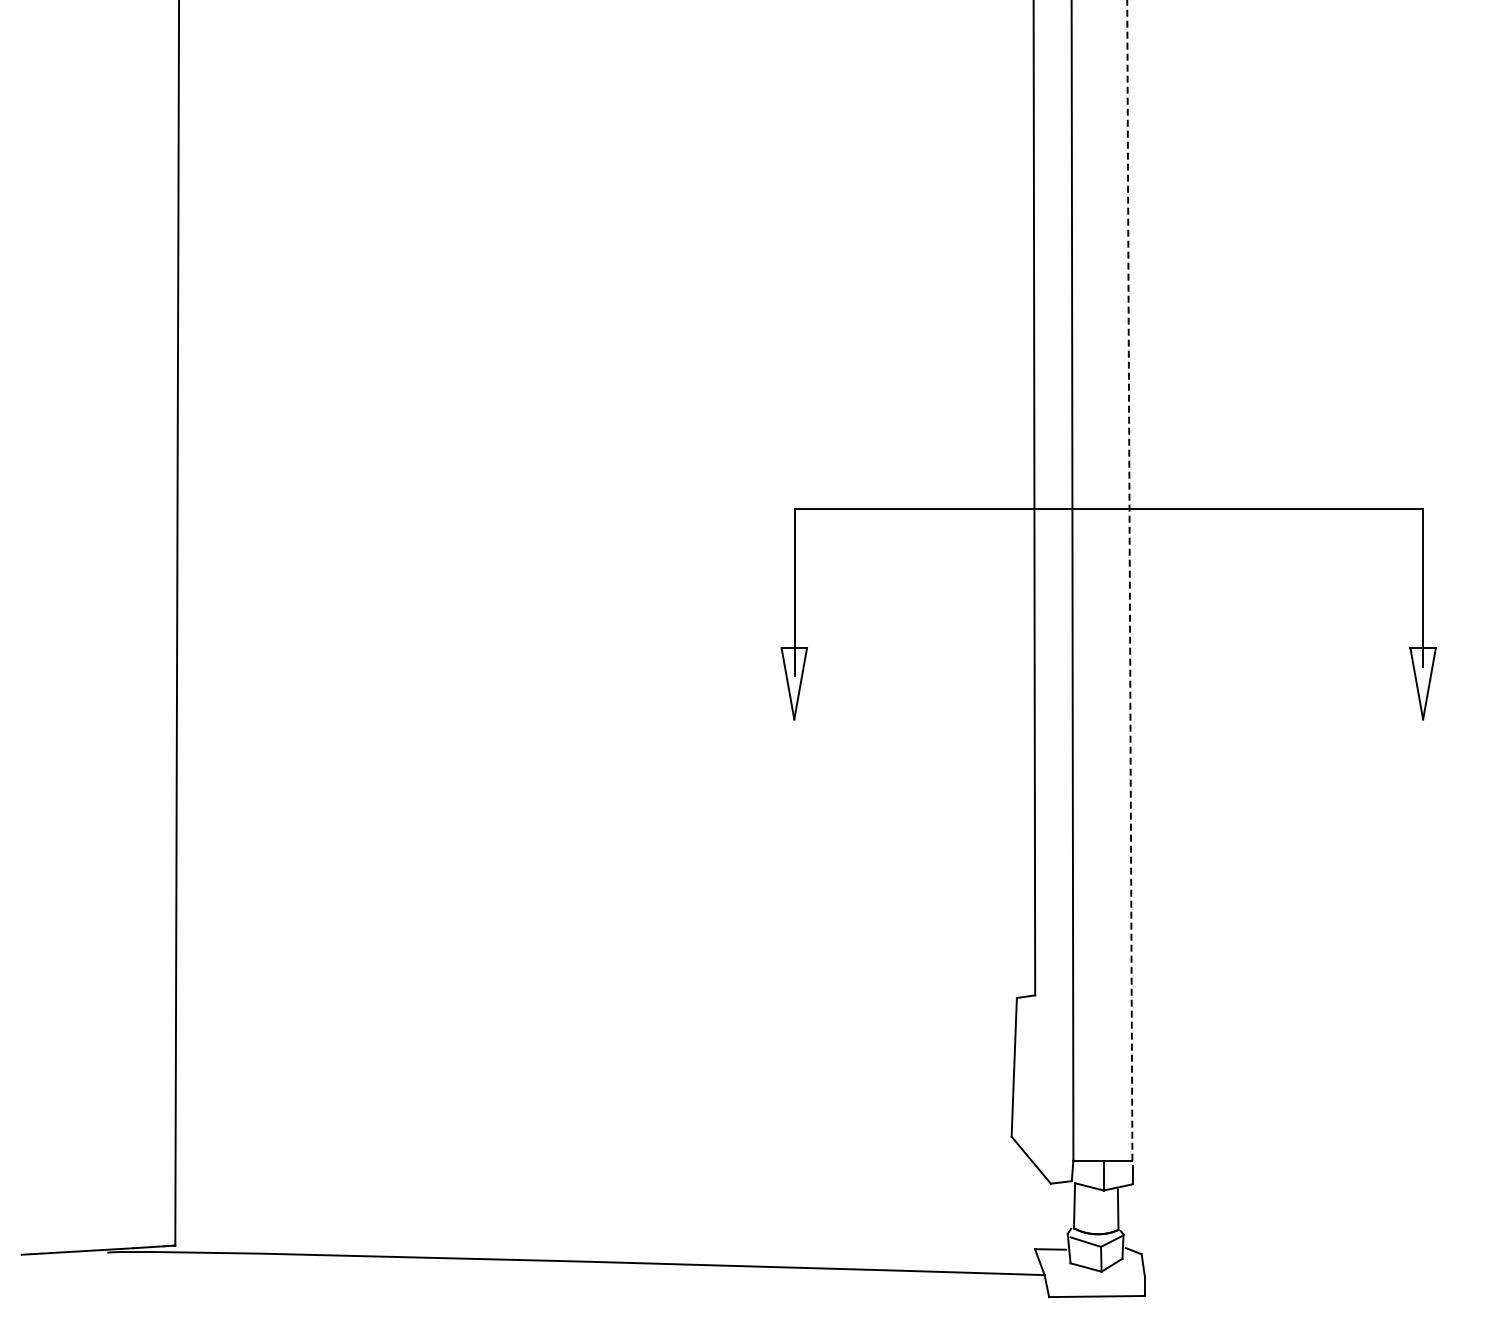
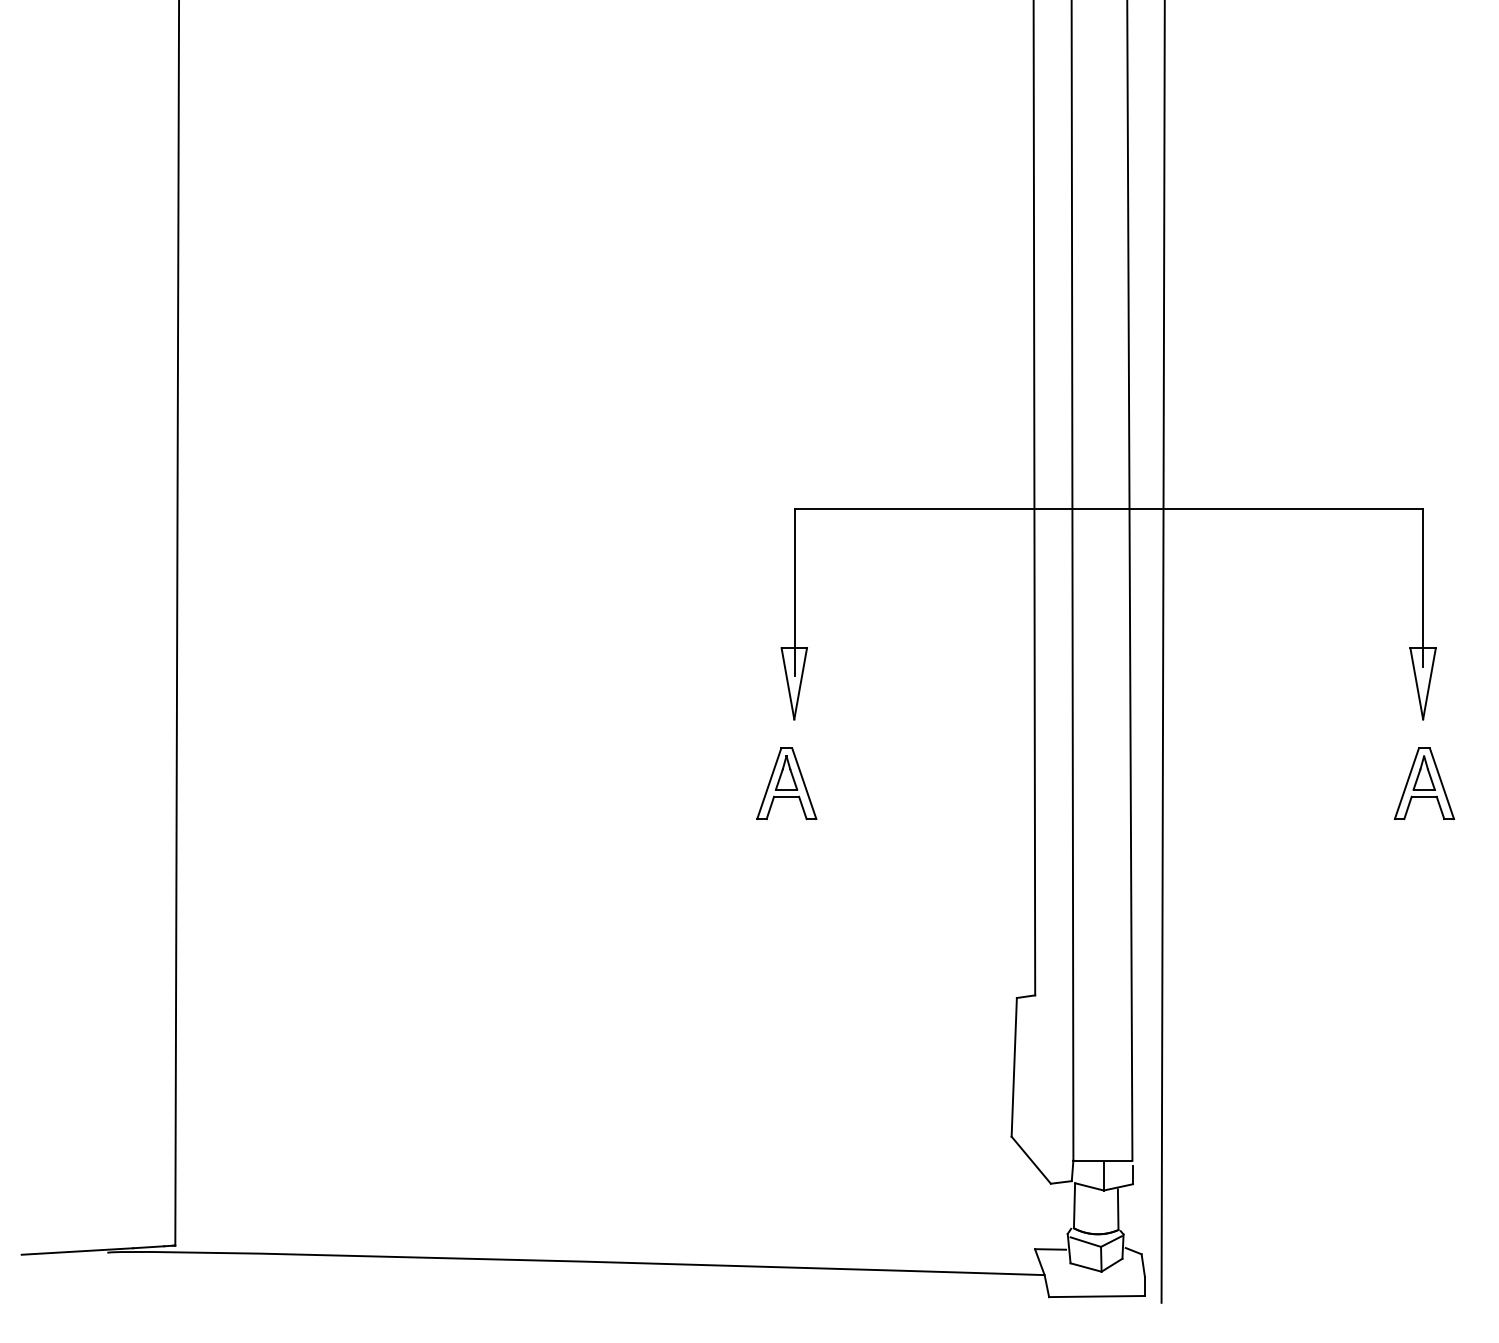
line: dashed -> solid (1129, 580)
line: none -> present (1162, 652)
part: none -> present (786, 783)
part: none -> present (1423, 783)
